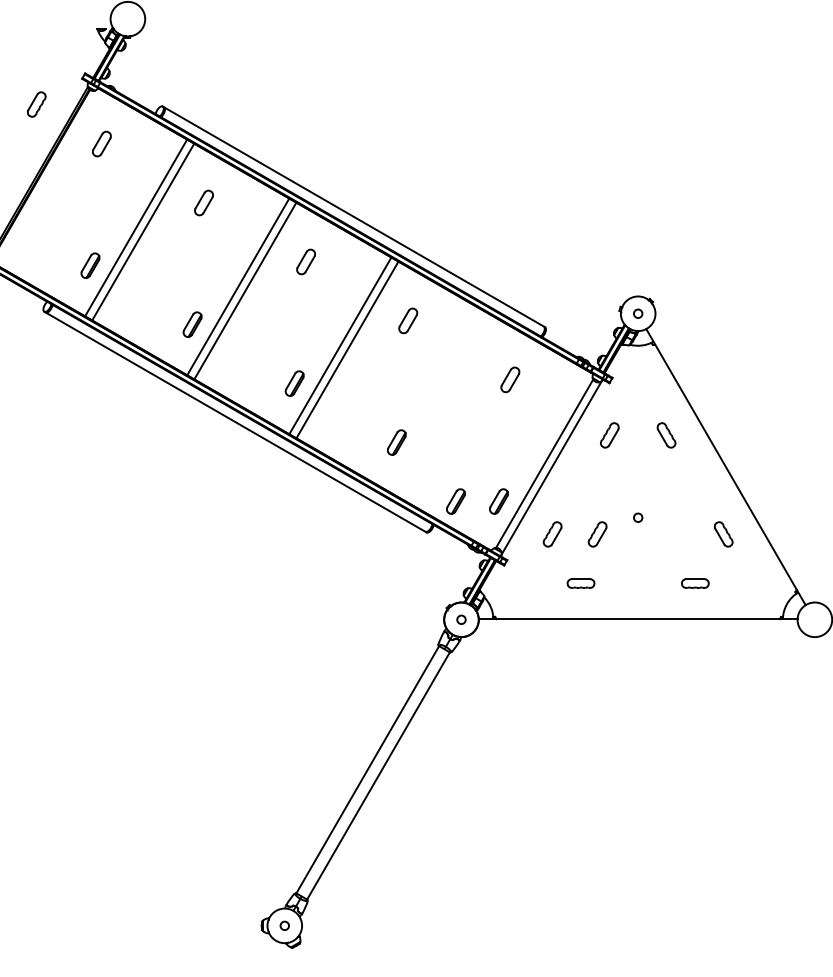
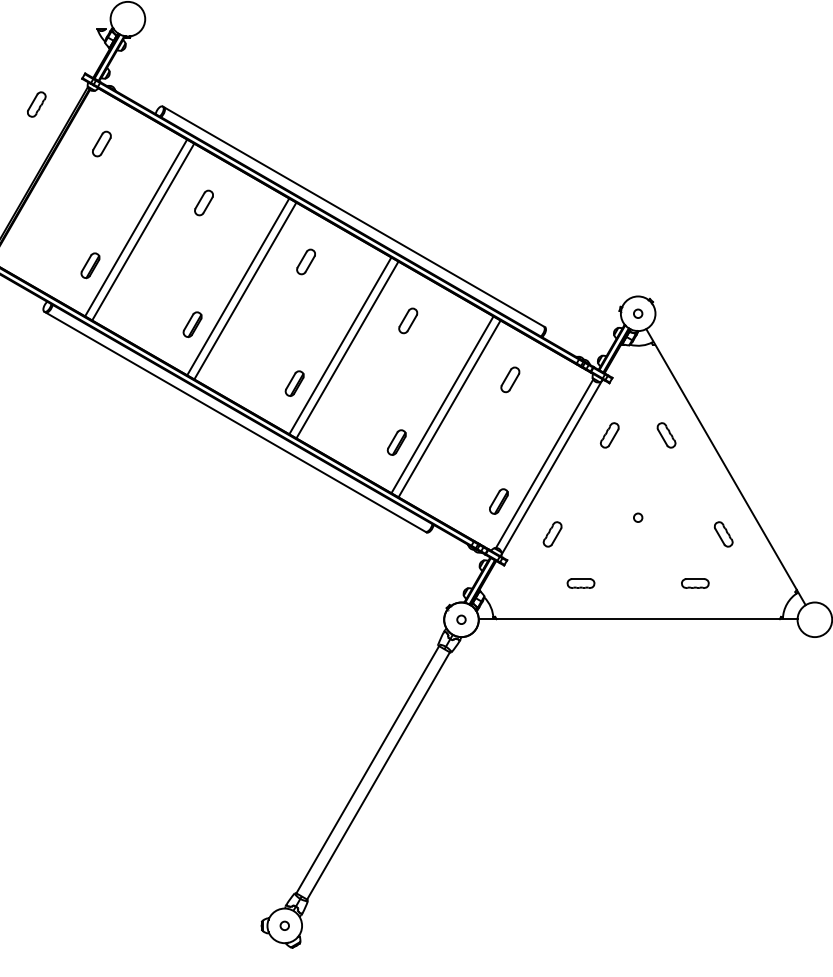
line: none -> present (442, 404)
line: none -> present (449, 408)
part: present -> none (455, 501)
part: present -> none (597, 534)
